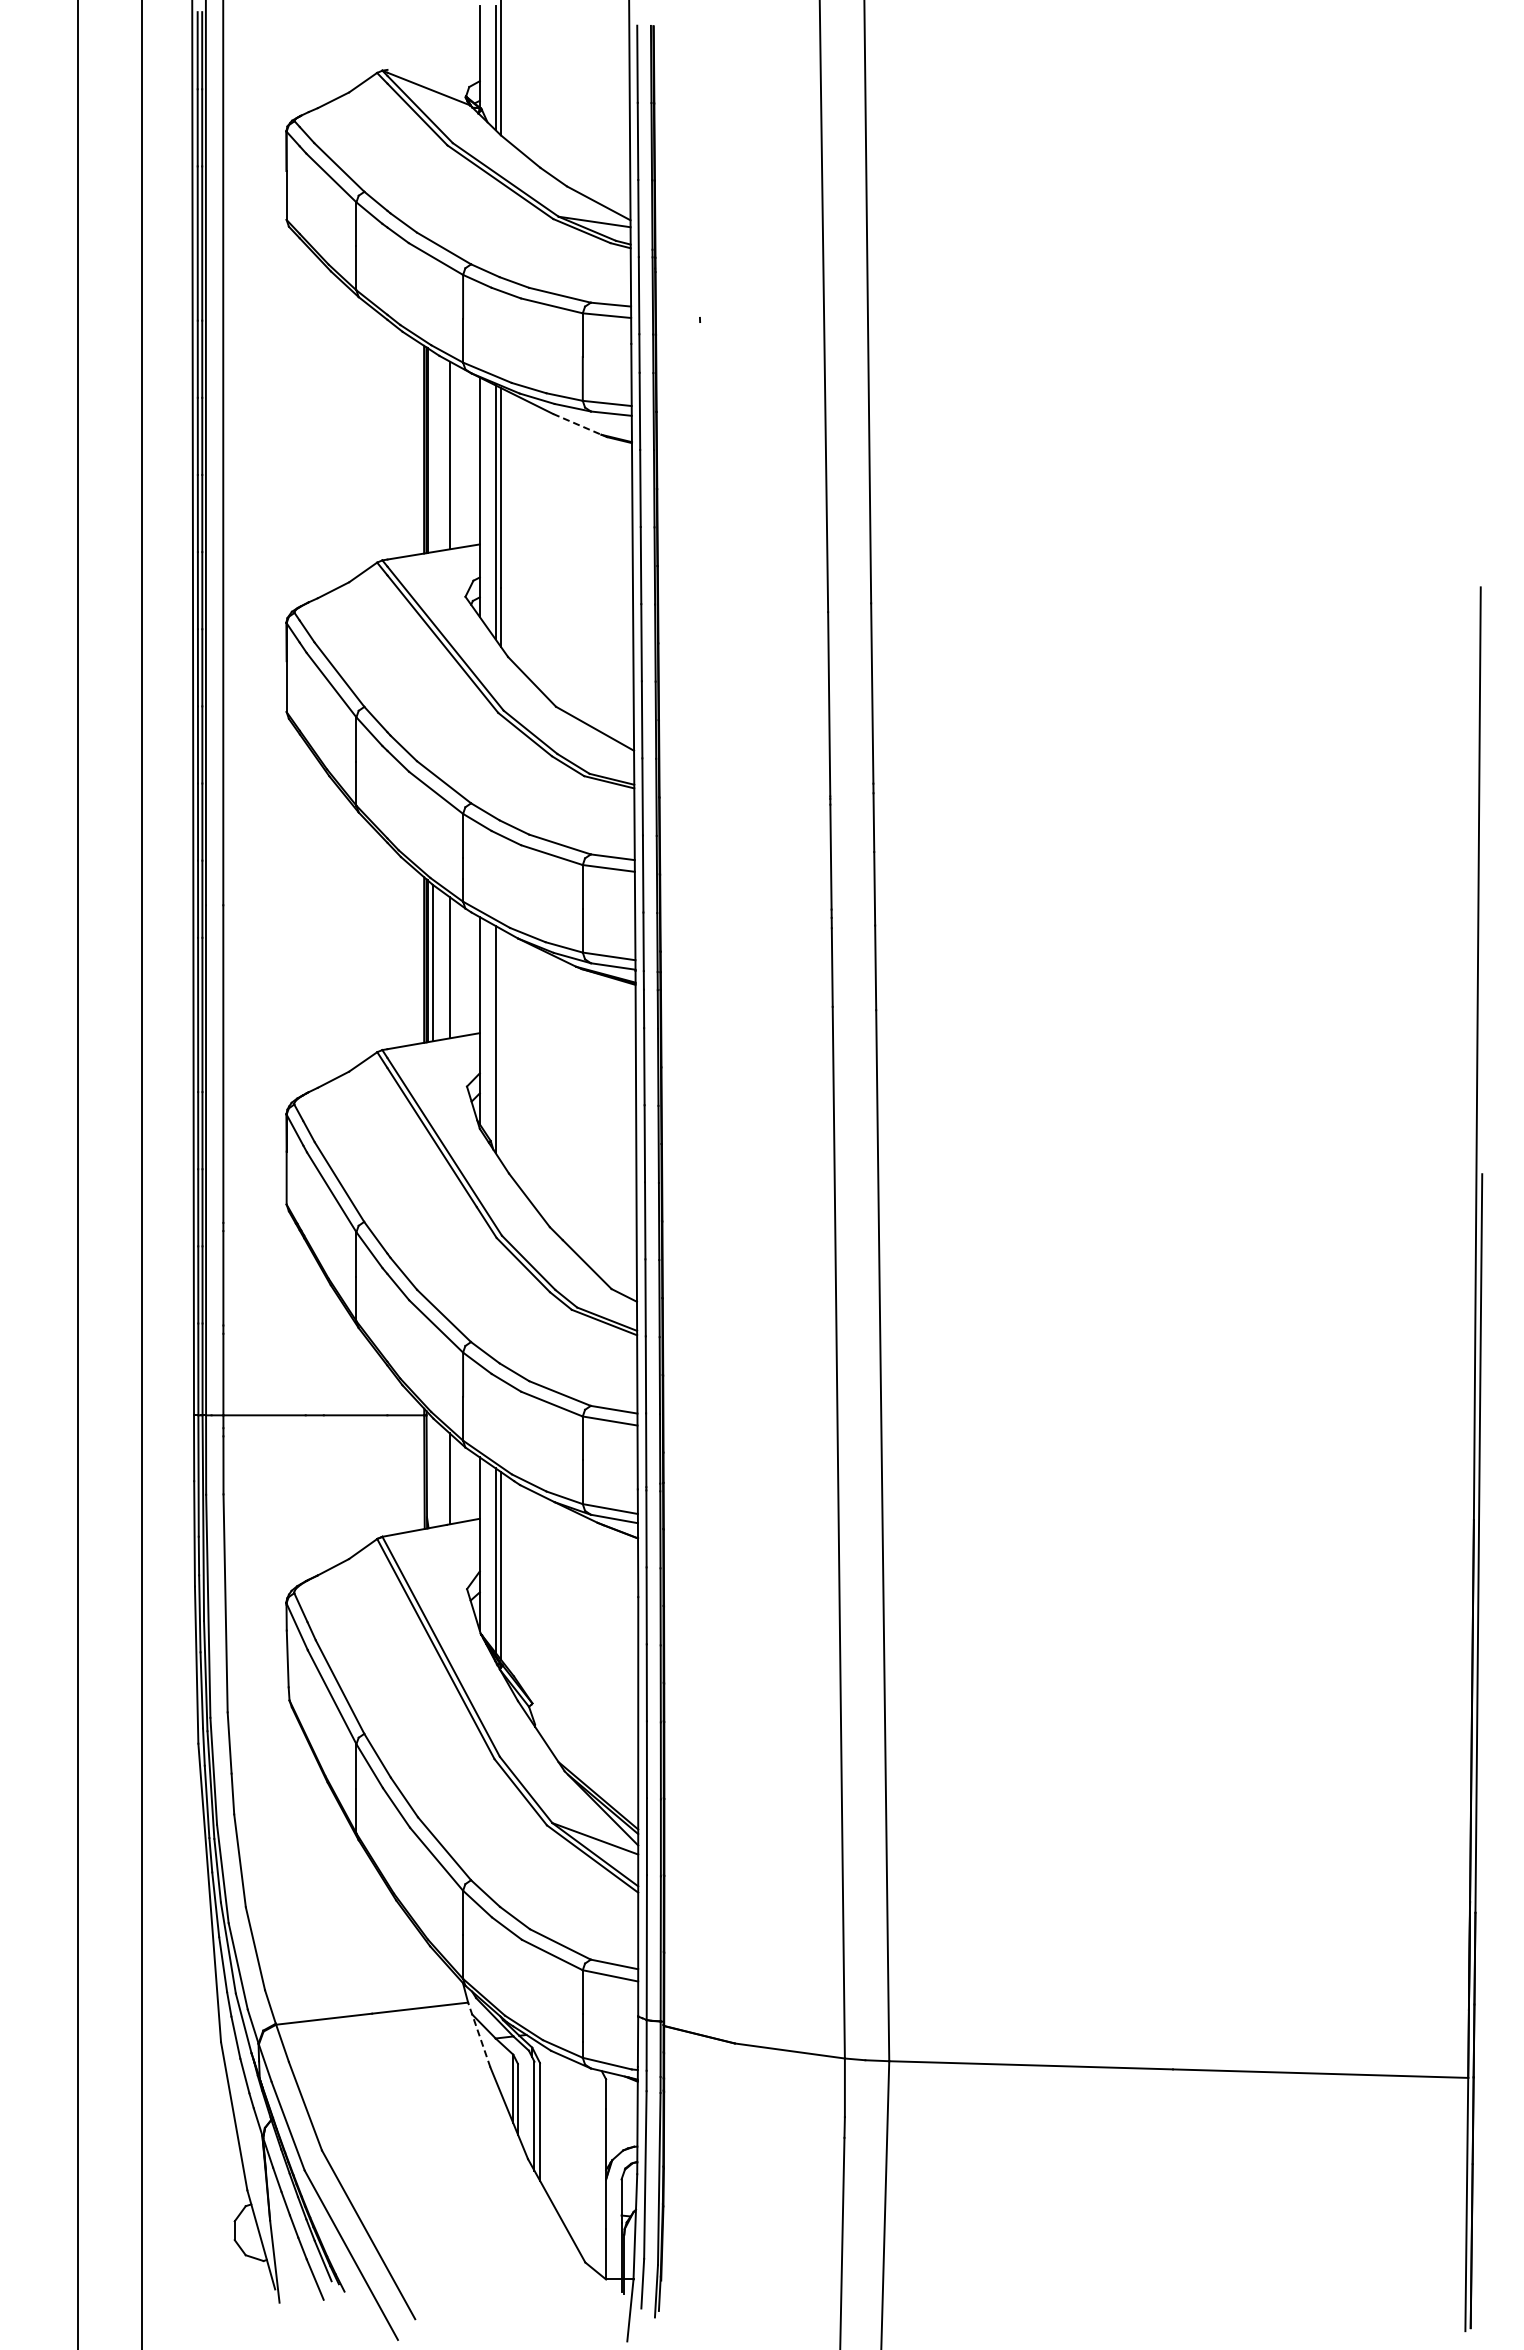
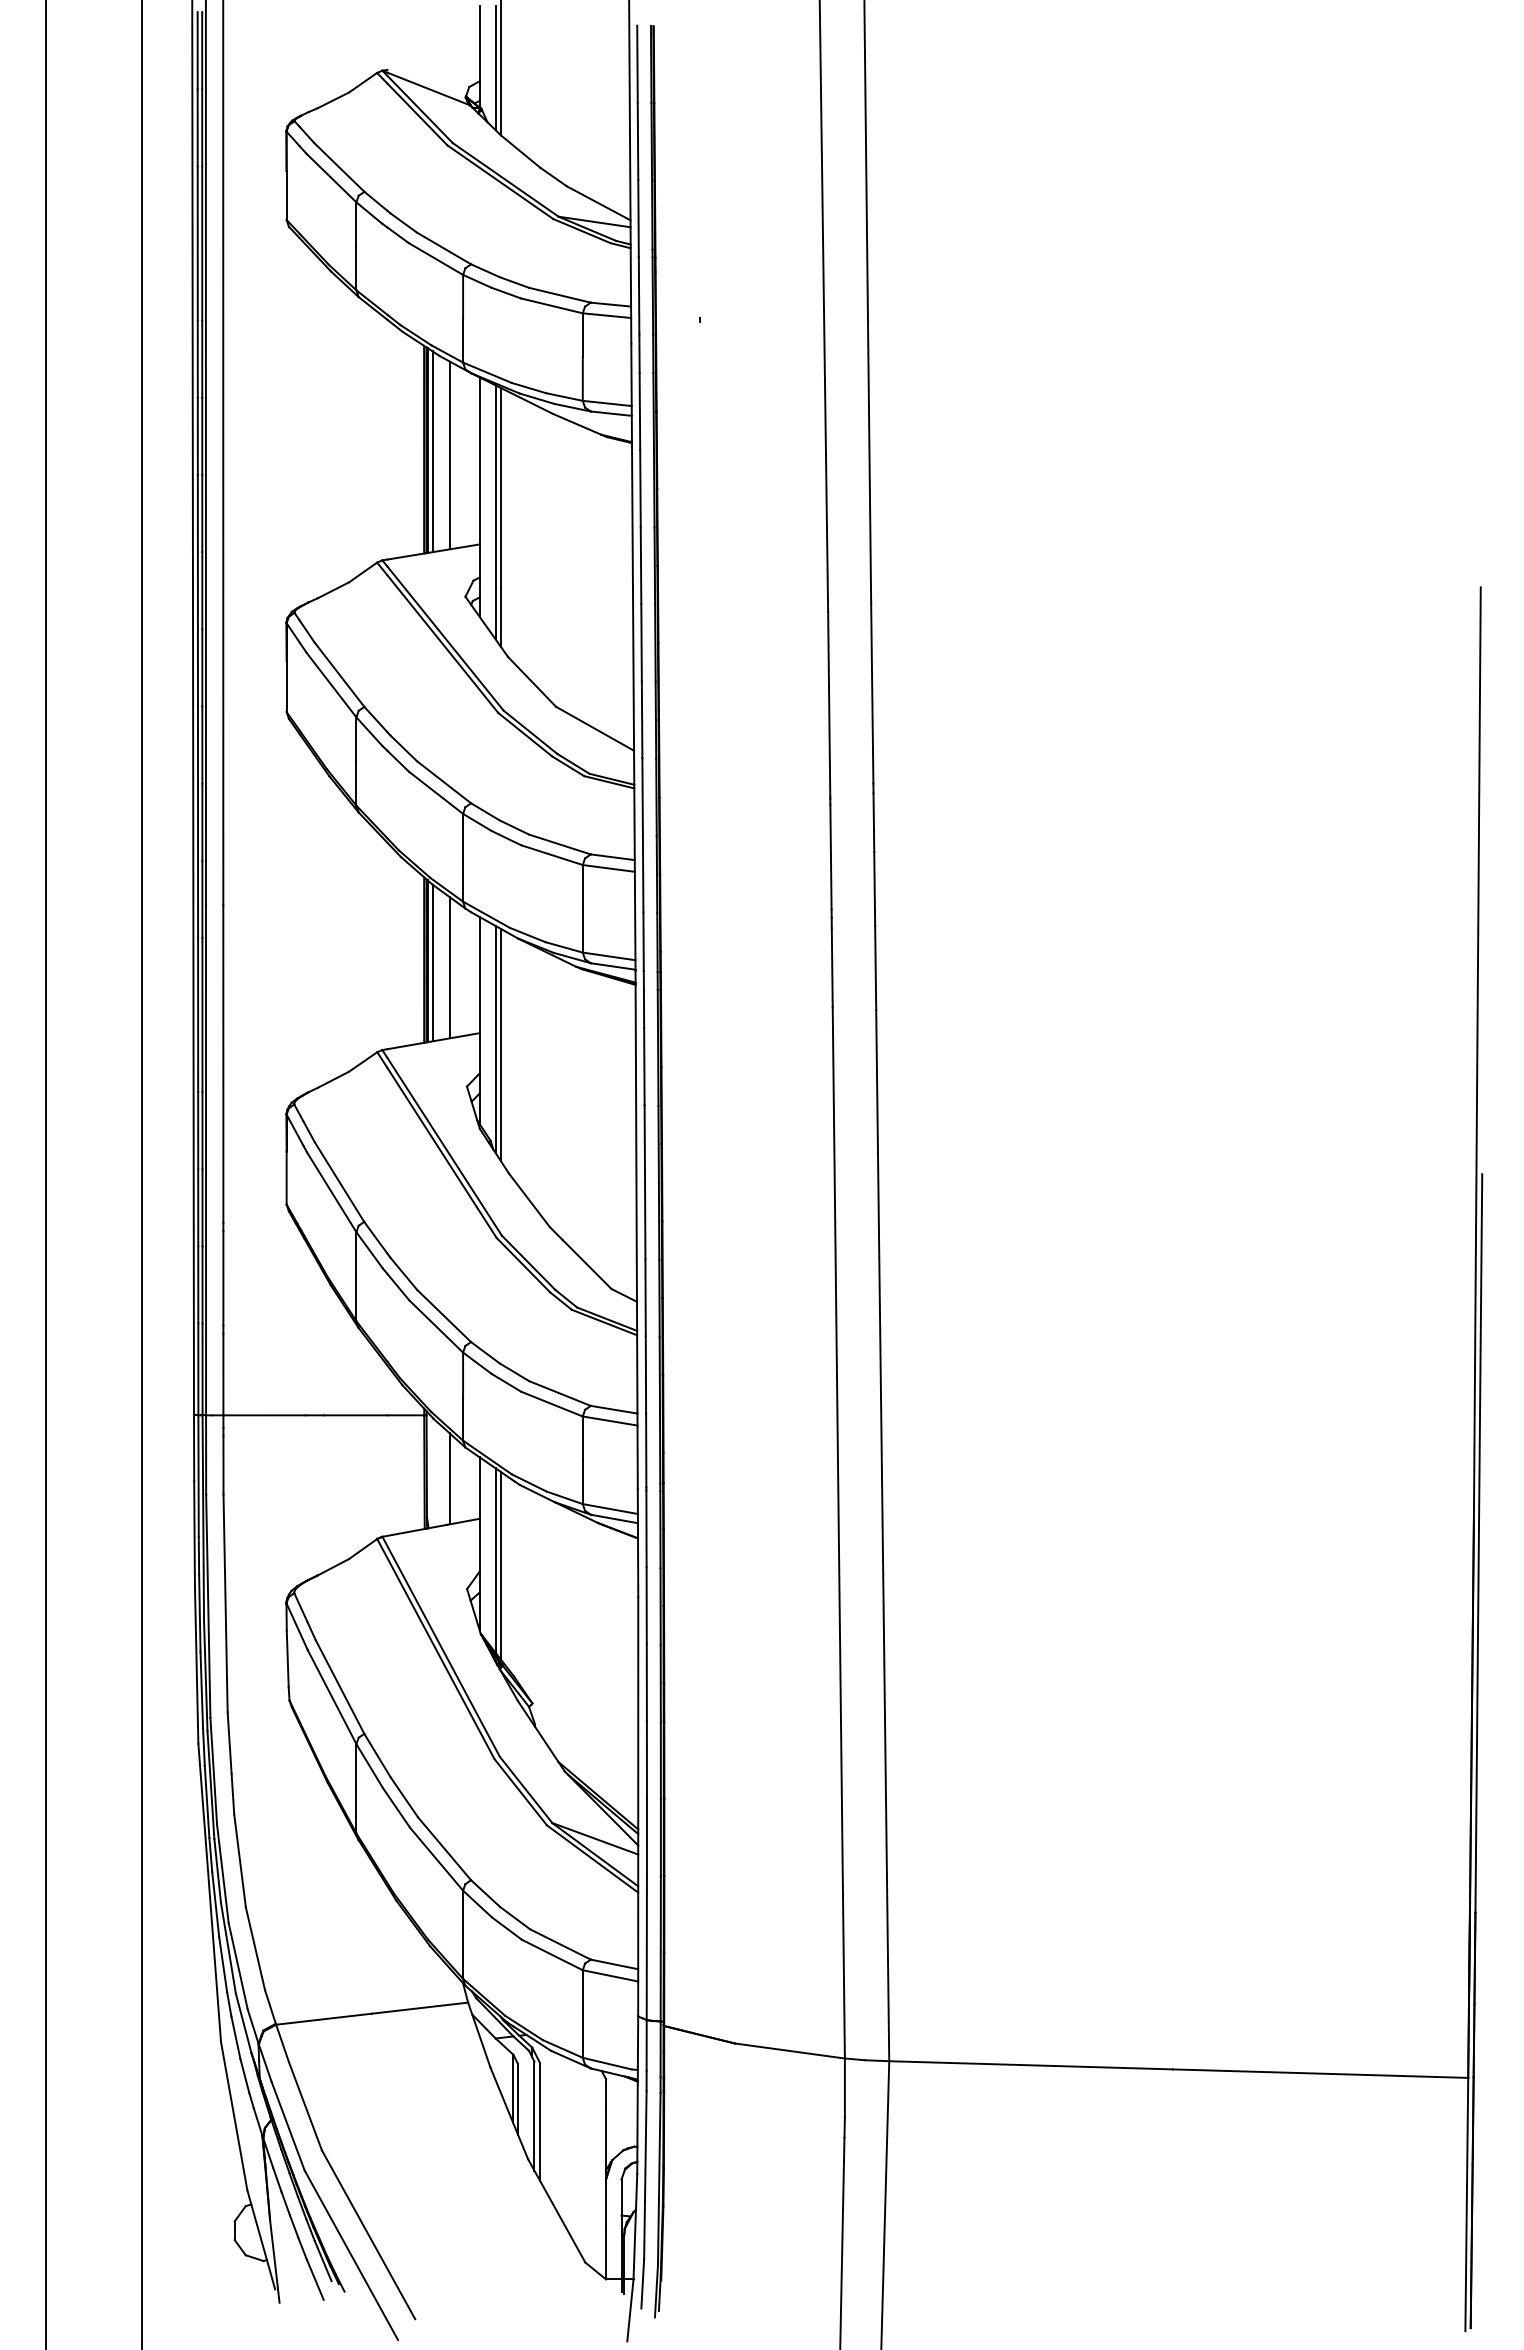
line: dashed -> solid (577, 424)
line: none -> present (432, 451)
line: none -> present (500, 1044)
line position: (77, 1174) -> (45, 1174) (45, 1174)
line: dashed -> solid (479, 2034)
